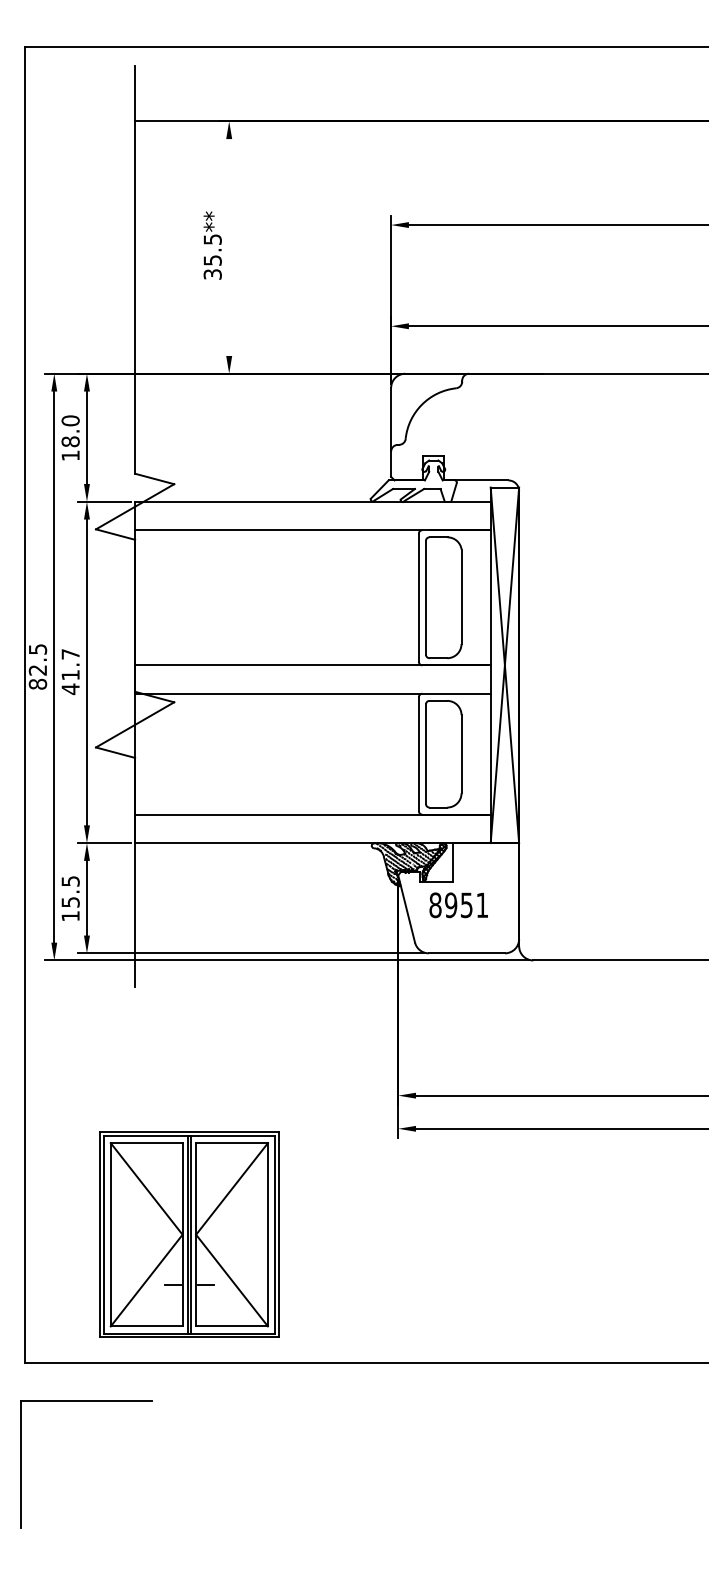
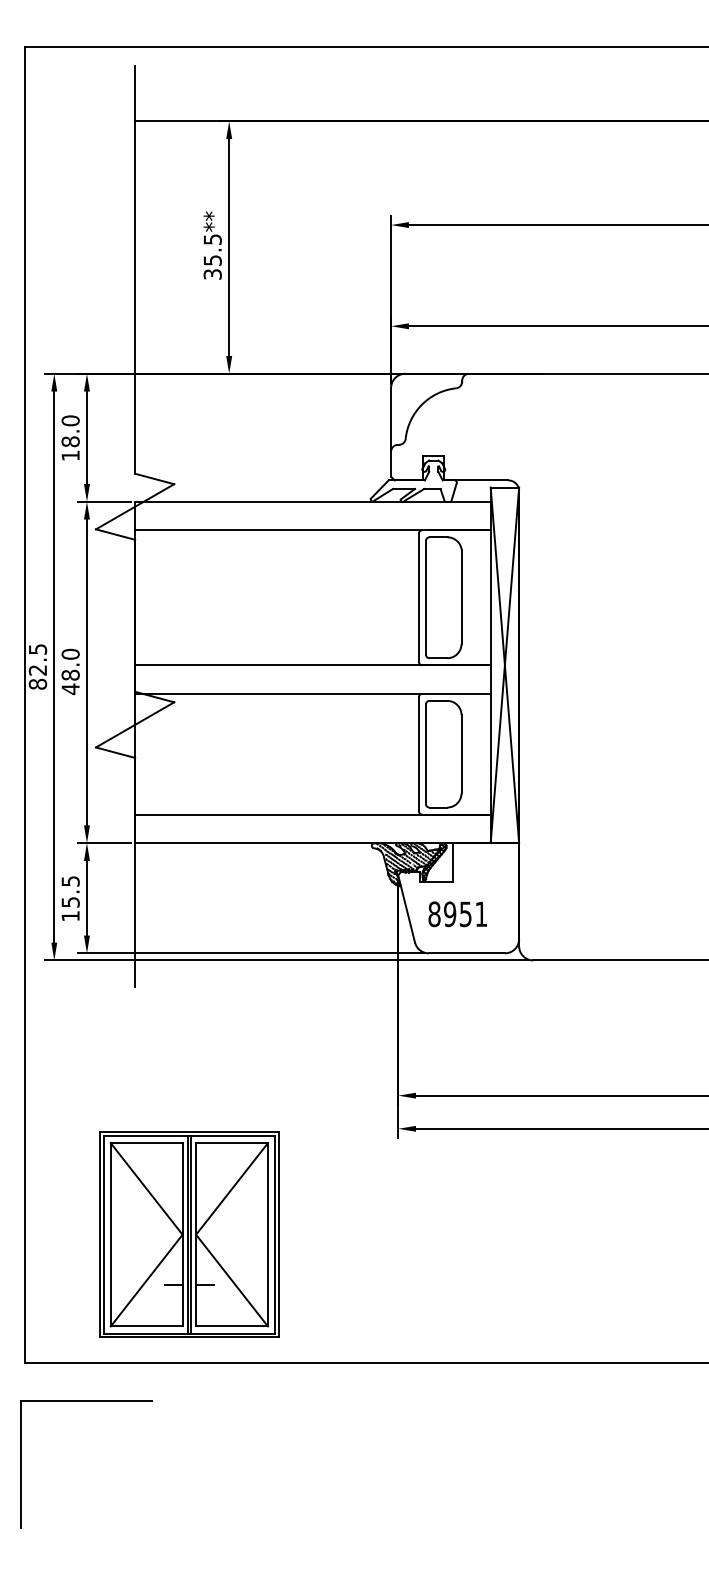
line: none -> present (229, 247)
text: 41.7 -> 48.0 (70, 664)
text position: (458, 905) -> (457, 914) (457, 914)
